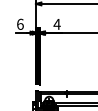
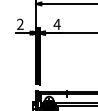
text: 6 -> 2 (20, 23)
